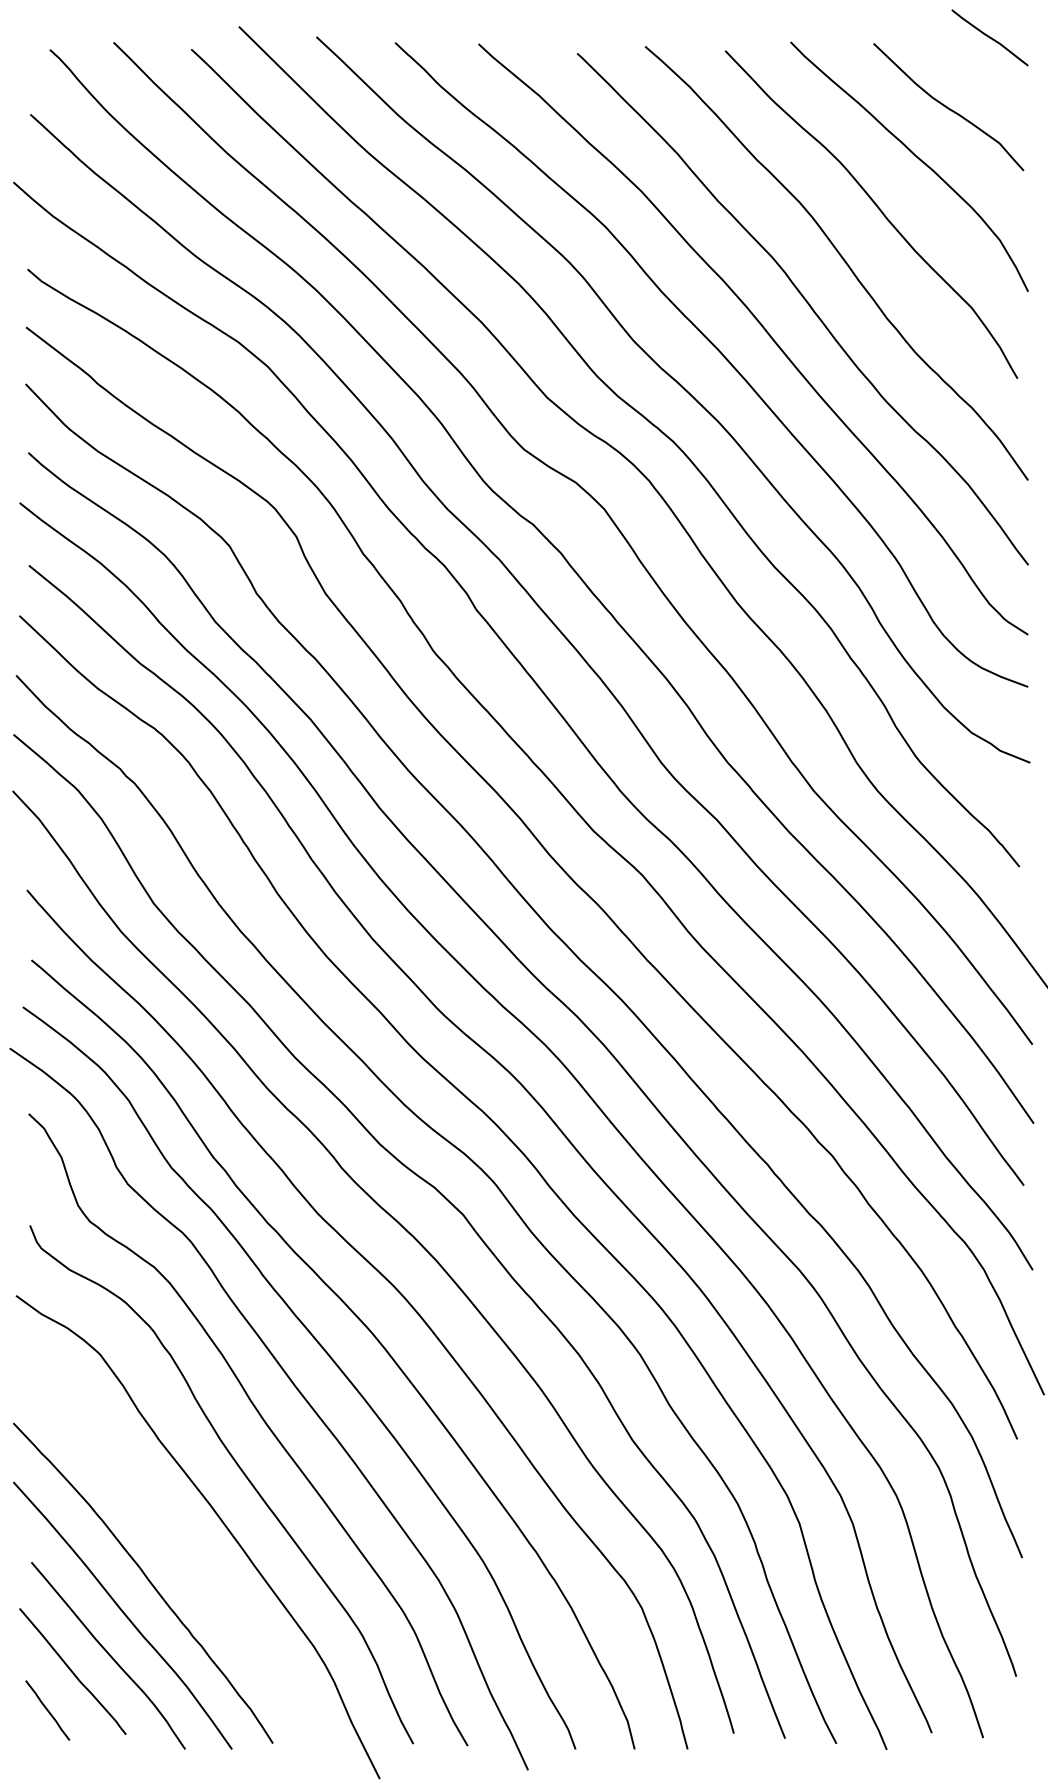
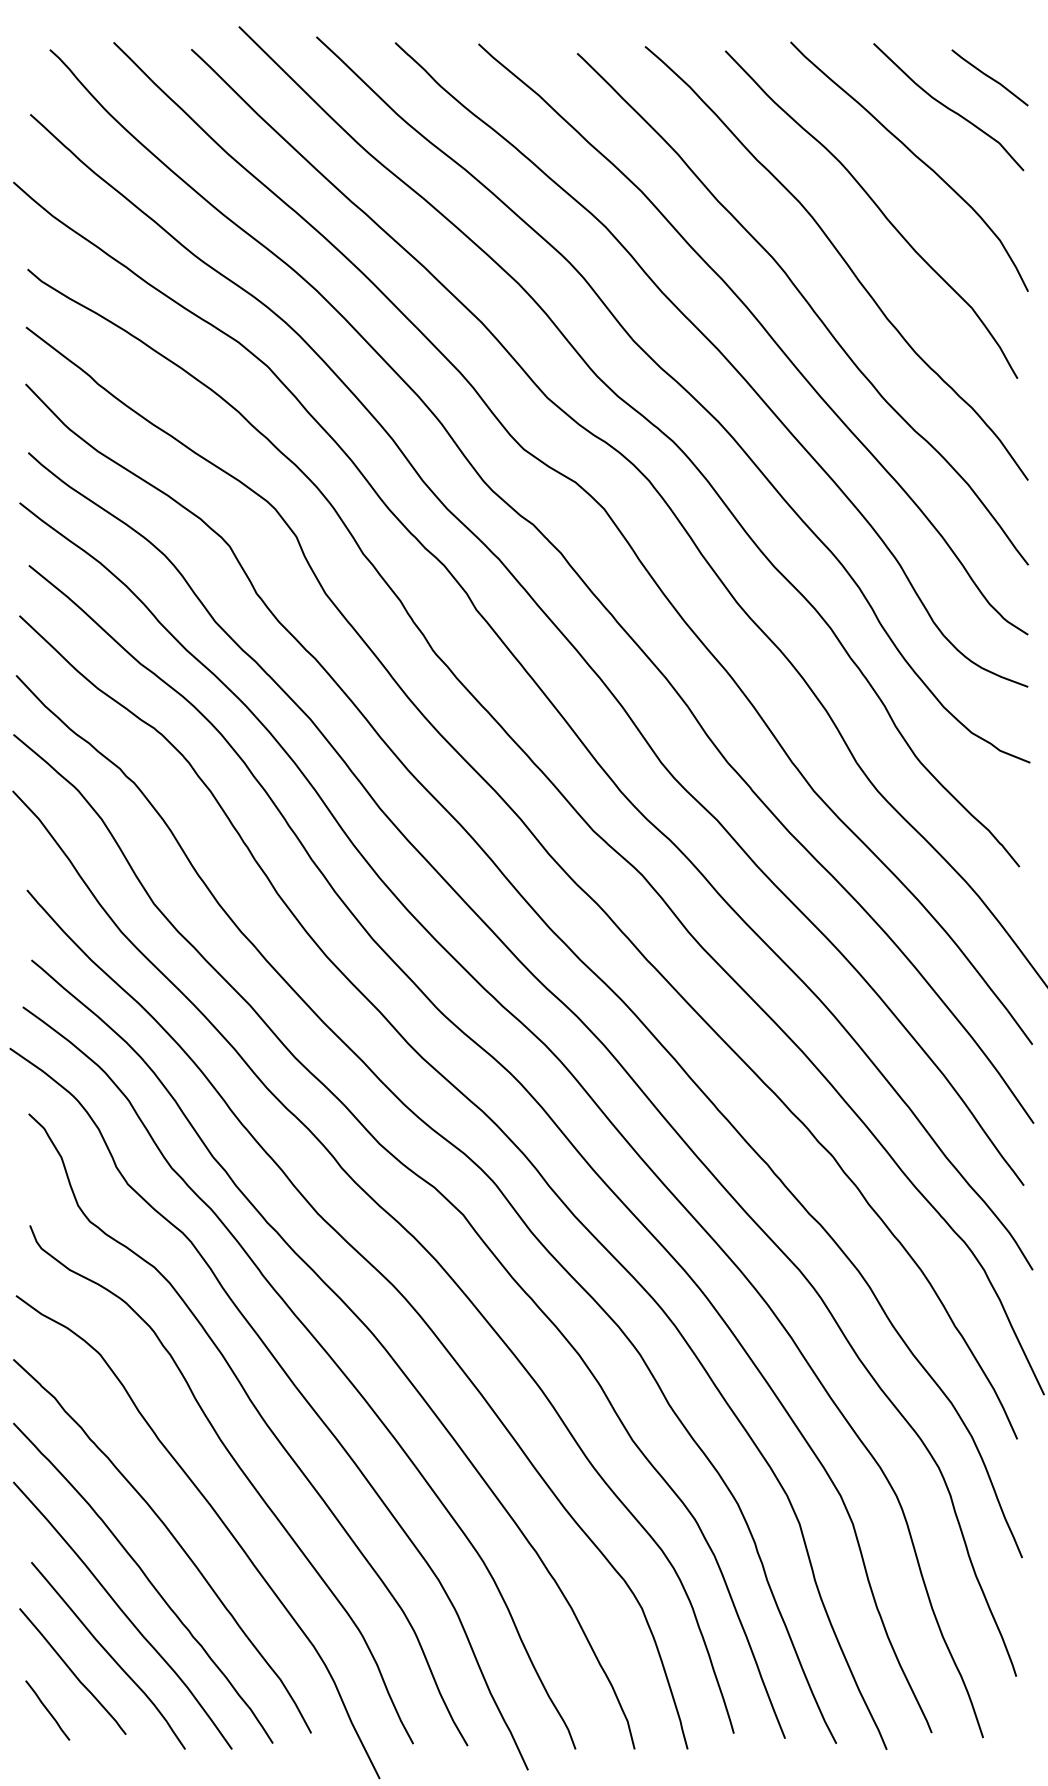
line position: (989, 37) -> (989, 77) (989, 77)
curve: none -> present (173, 1538)
